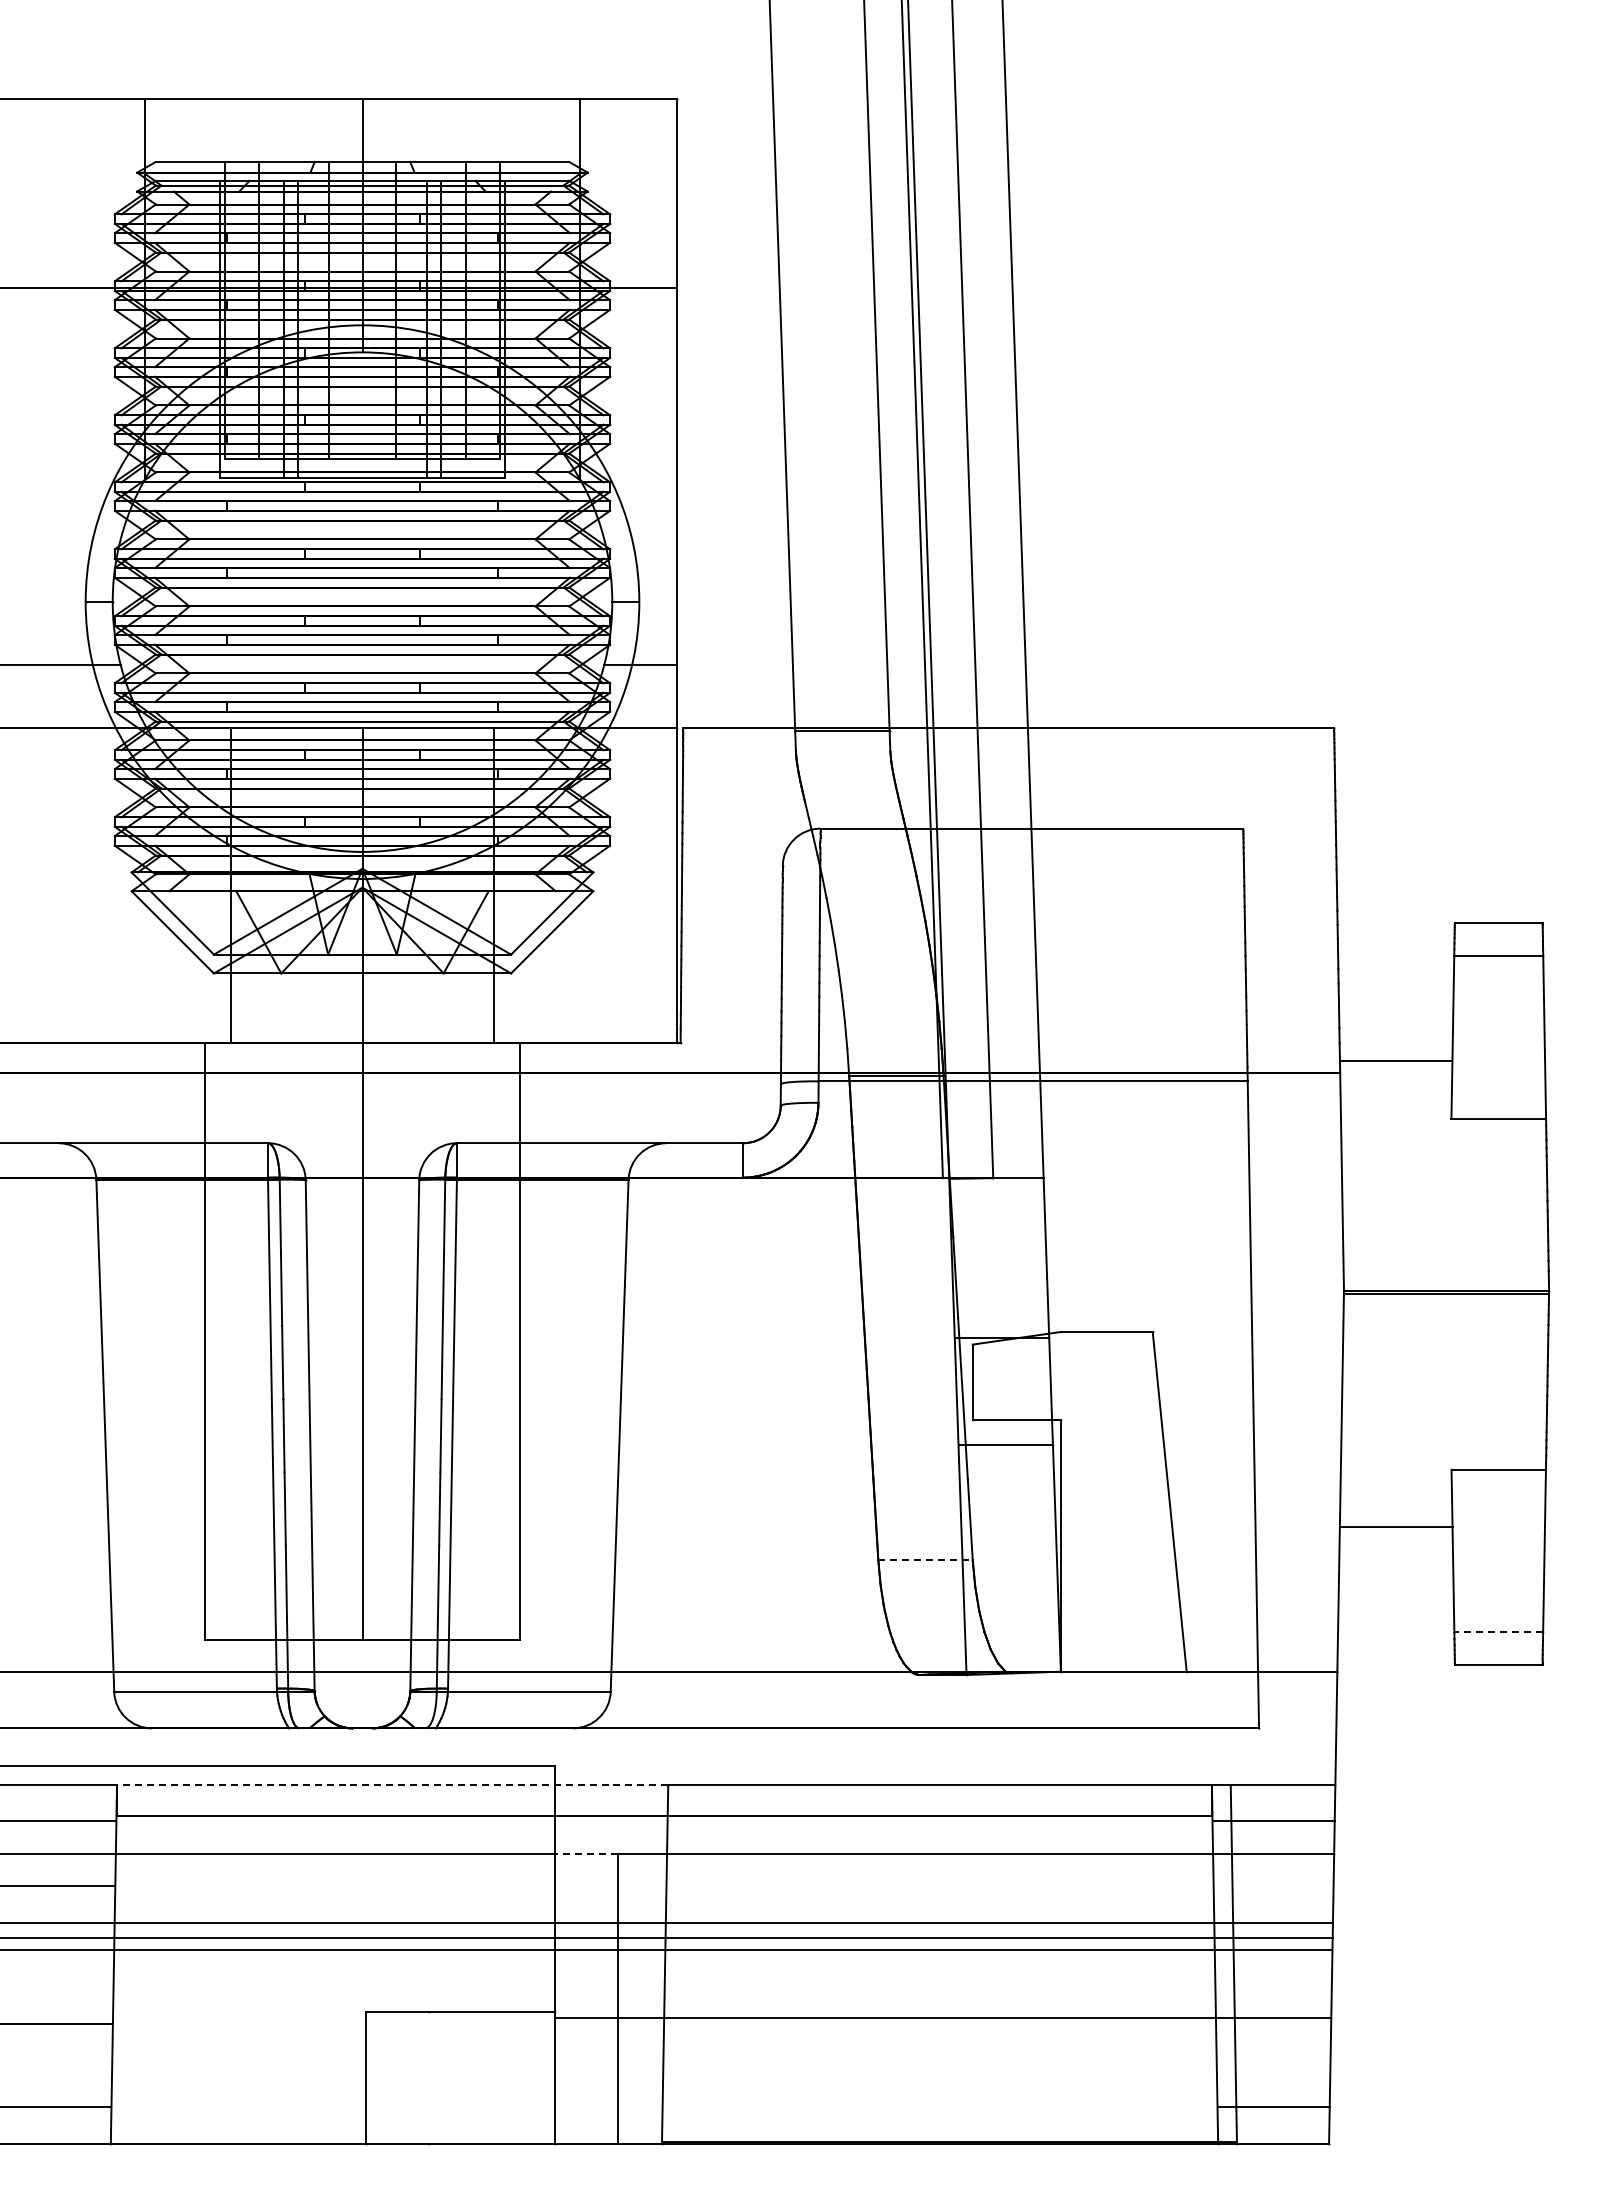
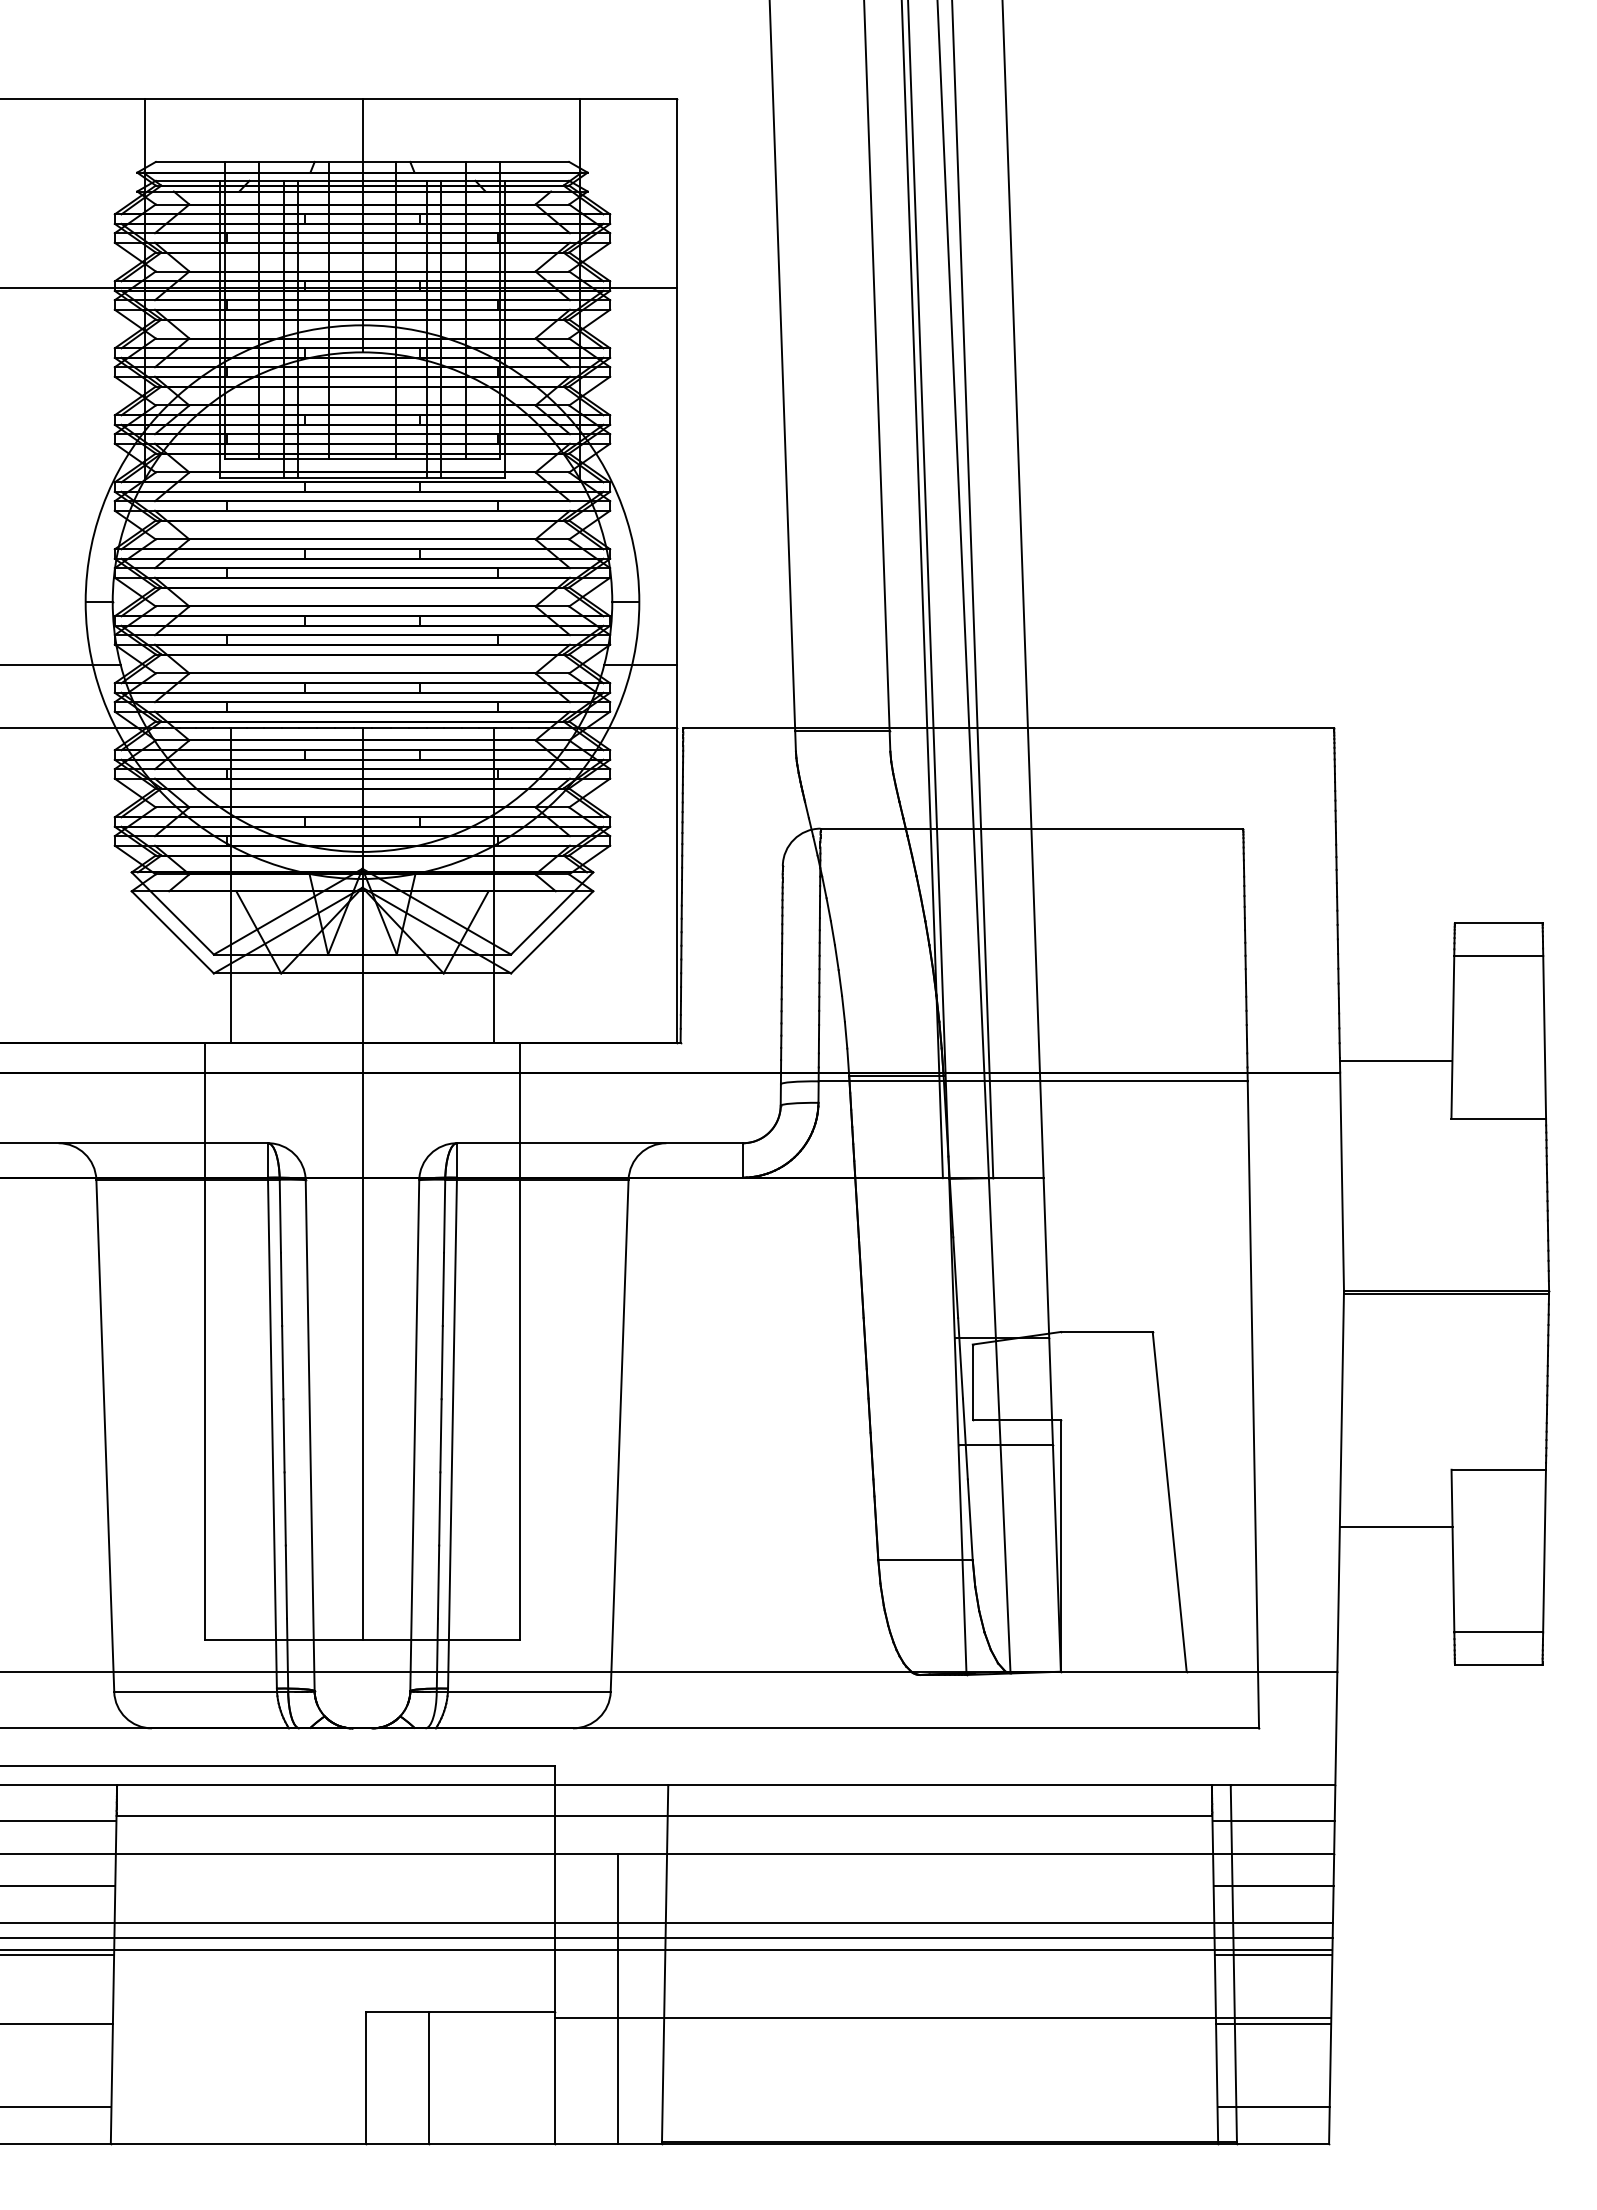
line: none -> present (973, 837)
line: dashed -> solid (926, 1560)
line: dashed -> solid (1498, 1632)
line: dashed -> solid (392, 1784)
line: dashed -> solid (585, 1854)
line: none -> present (1273, 1885)
line: none -> present (58, 1954)
line: none -> present (1273, 1954)
line: none -> present (1273, 2024)
line: none -> present (429, 2077)
